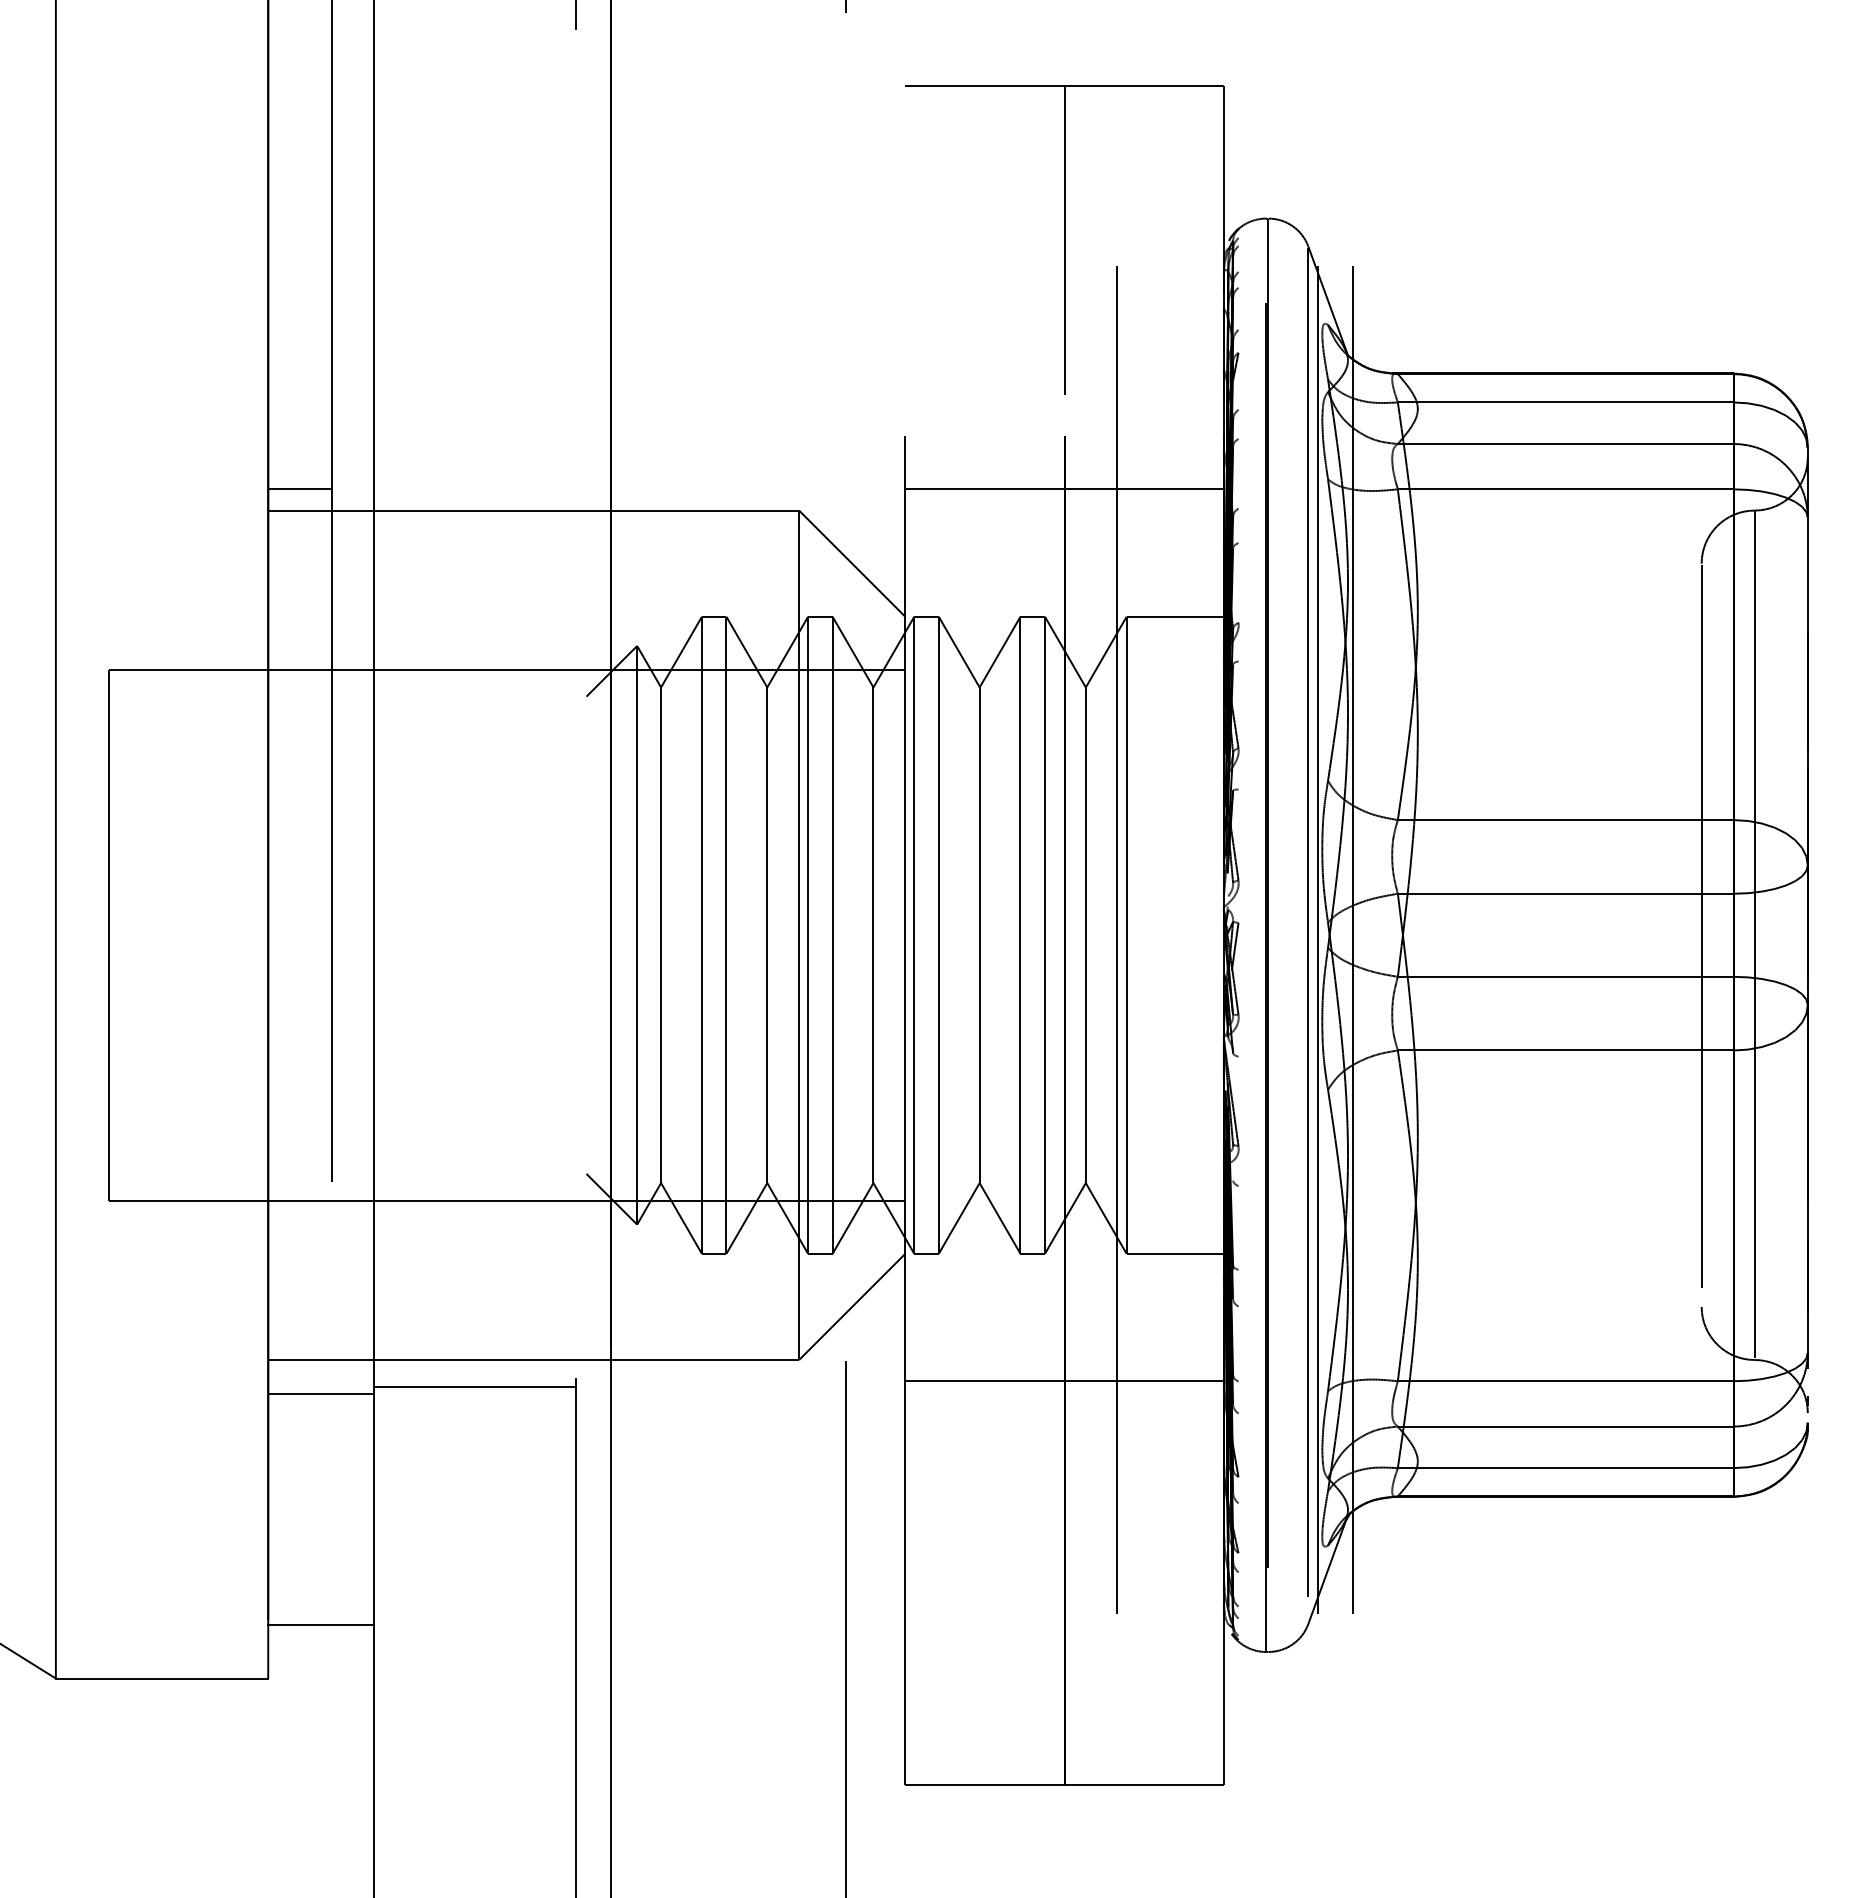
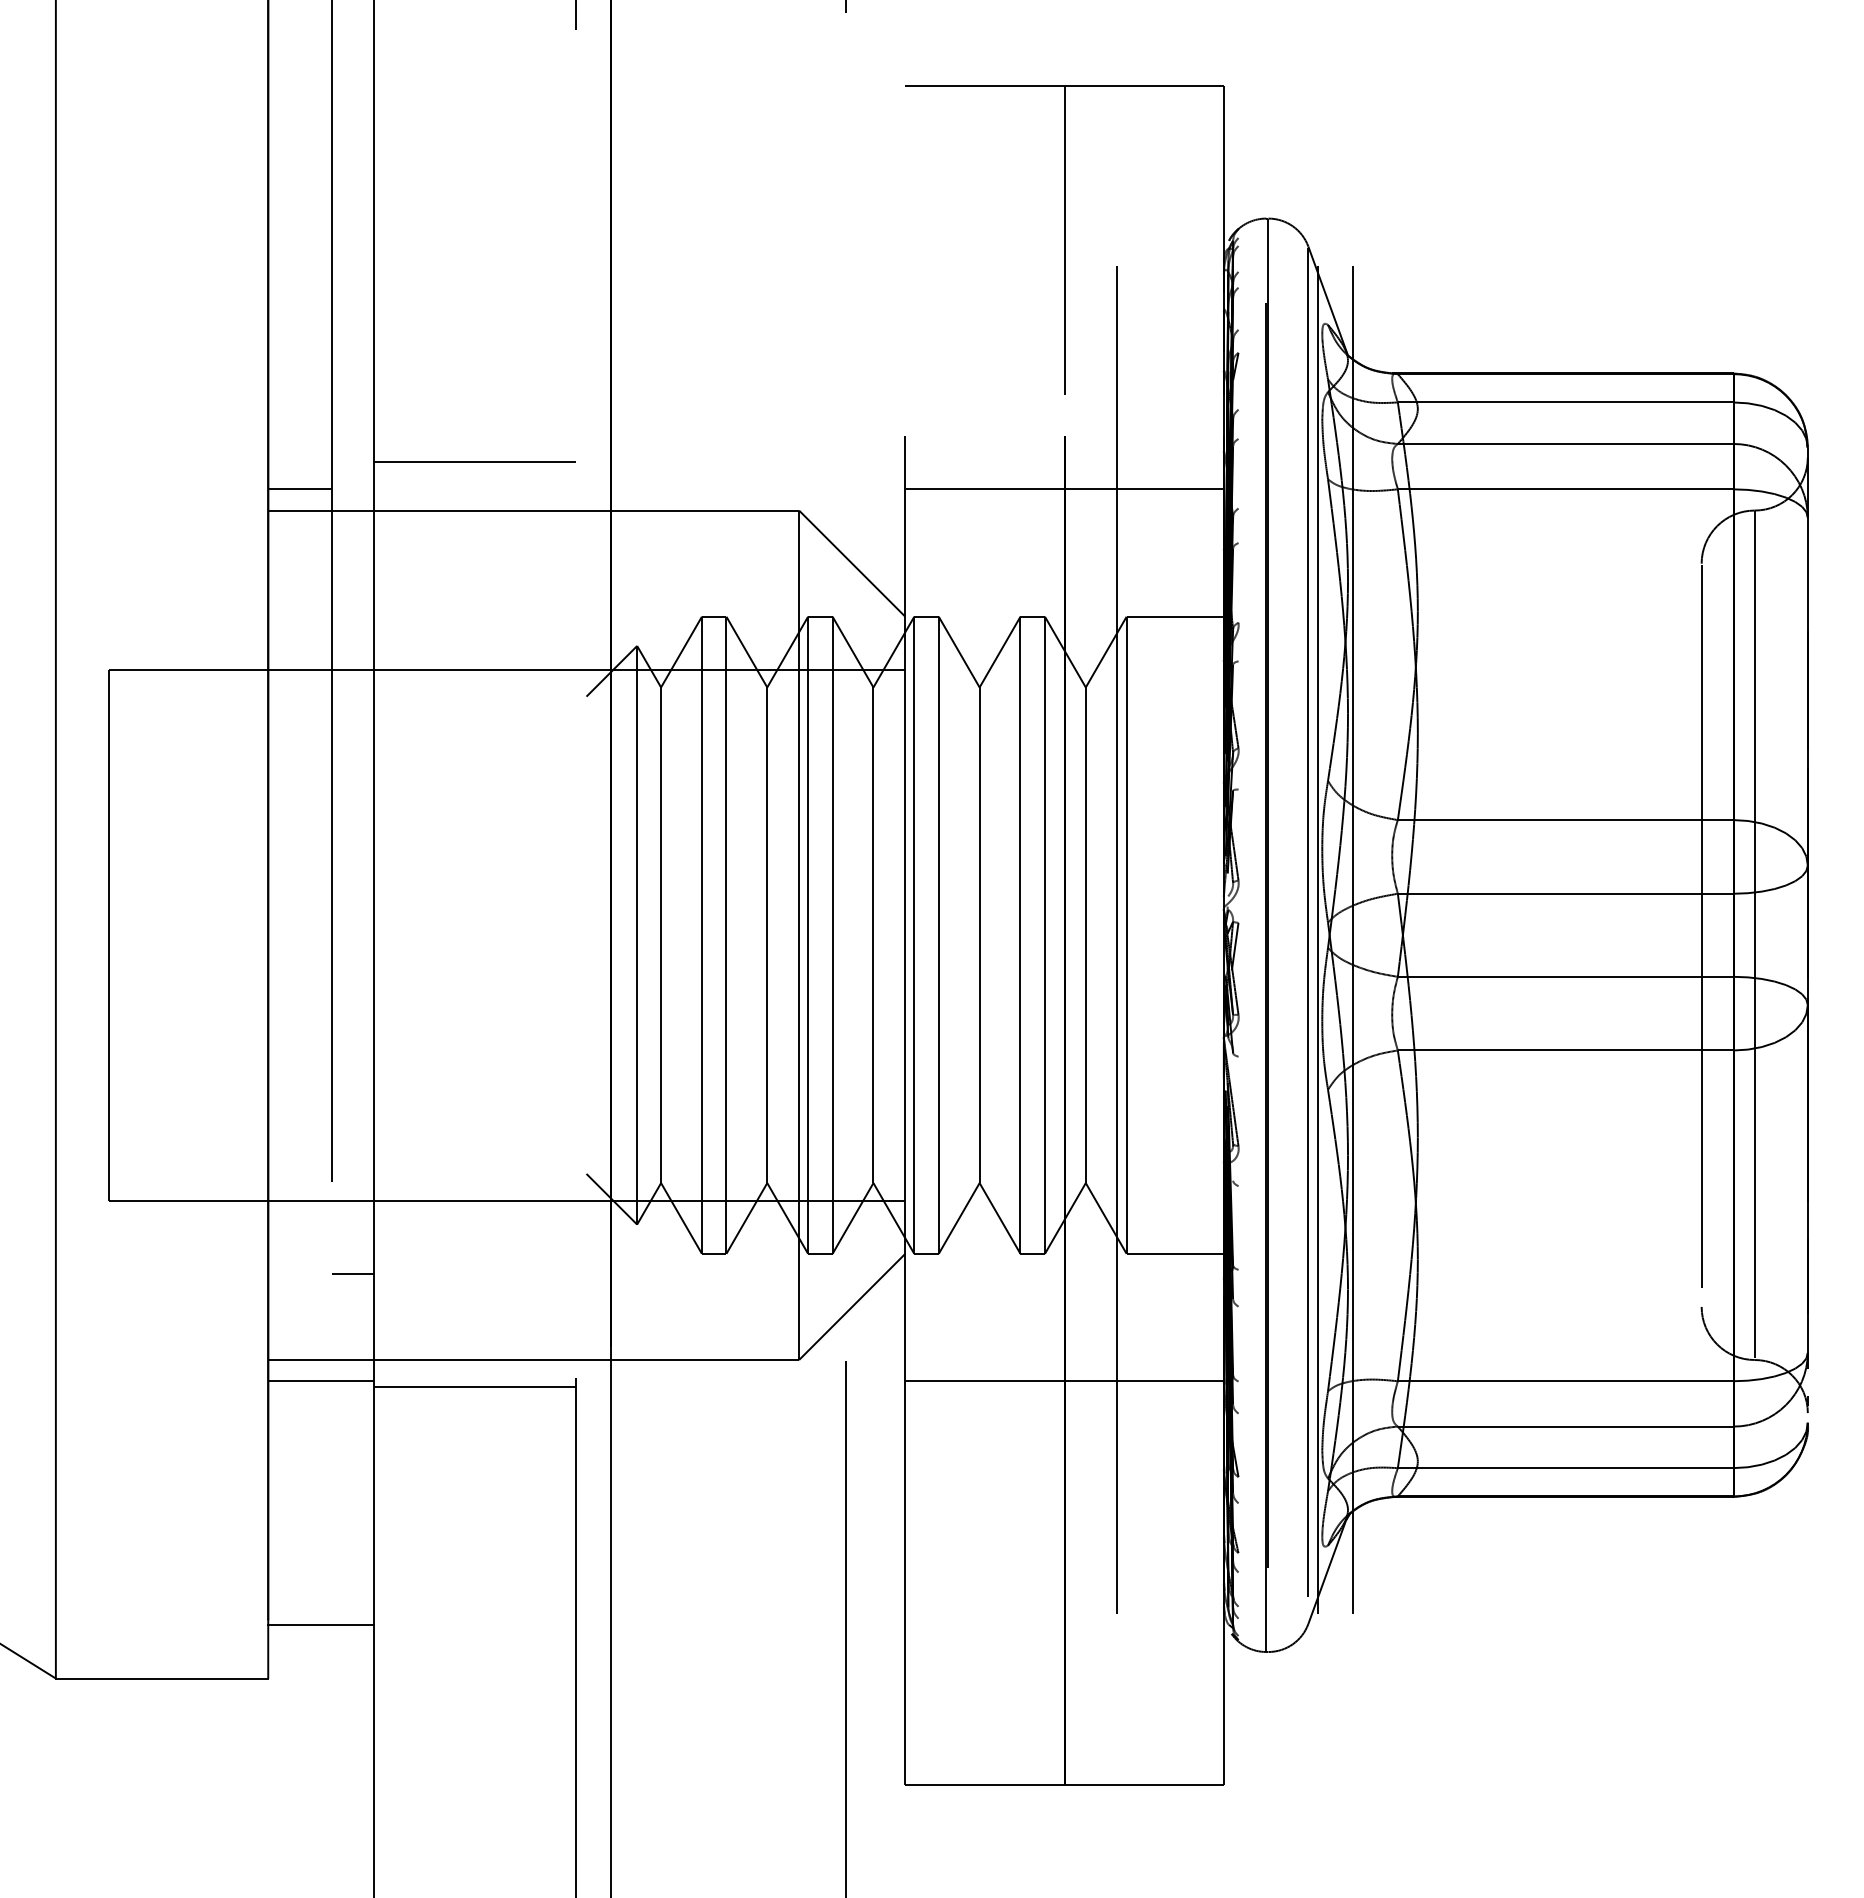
line: none -> present (474, 461)
line: none -> present (352, 1274)
line position: (321, 1394) -> (321, 1381) (321, 1381)
